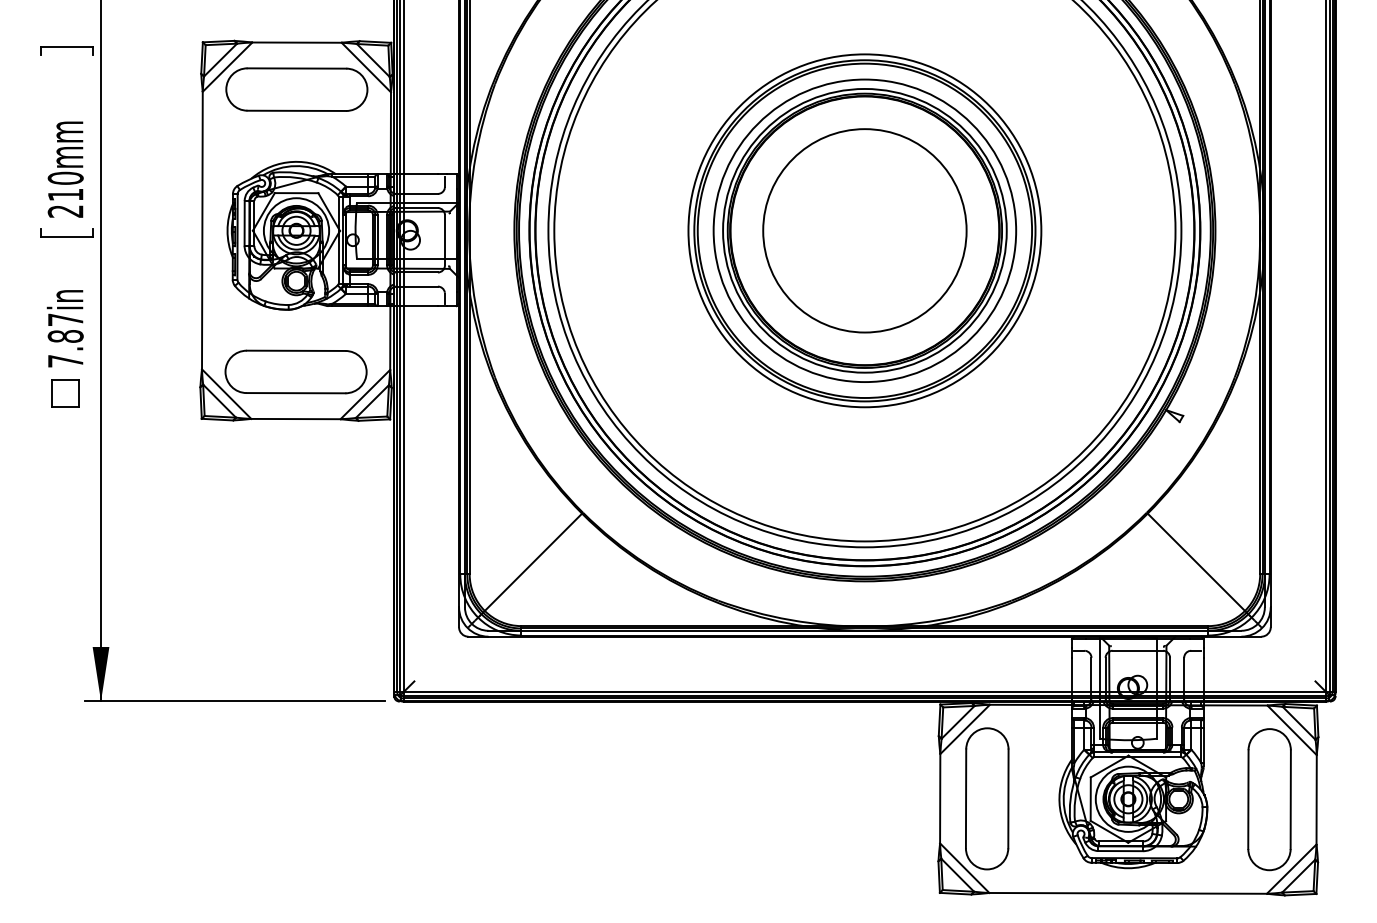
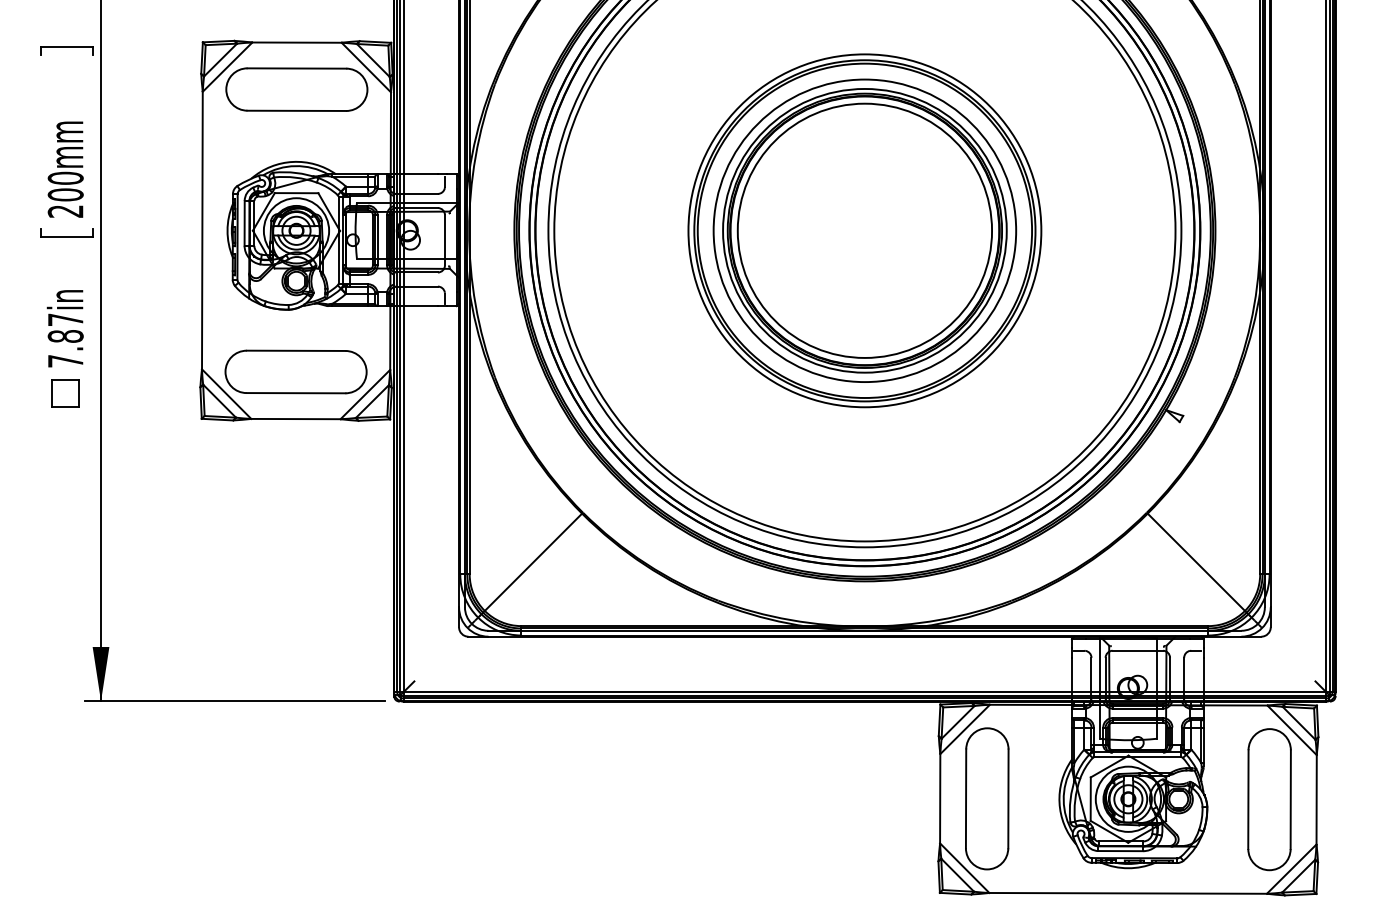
text: 210mm -> 200mm (65, 194)
circle diameter: 203 px -> 254 px (864, 230)
